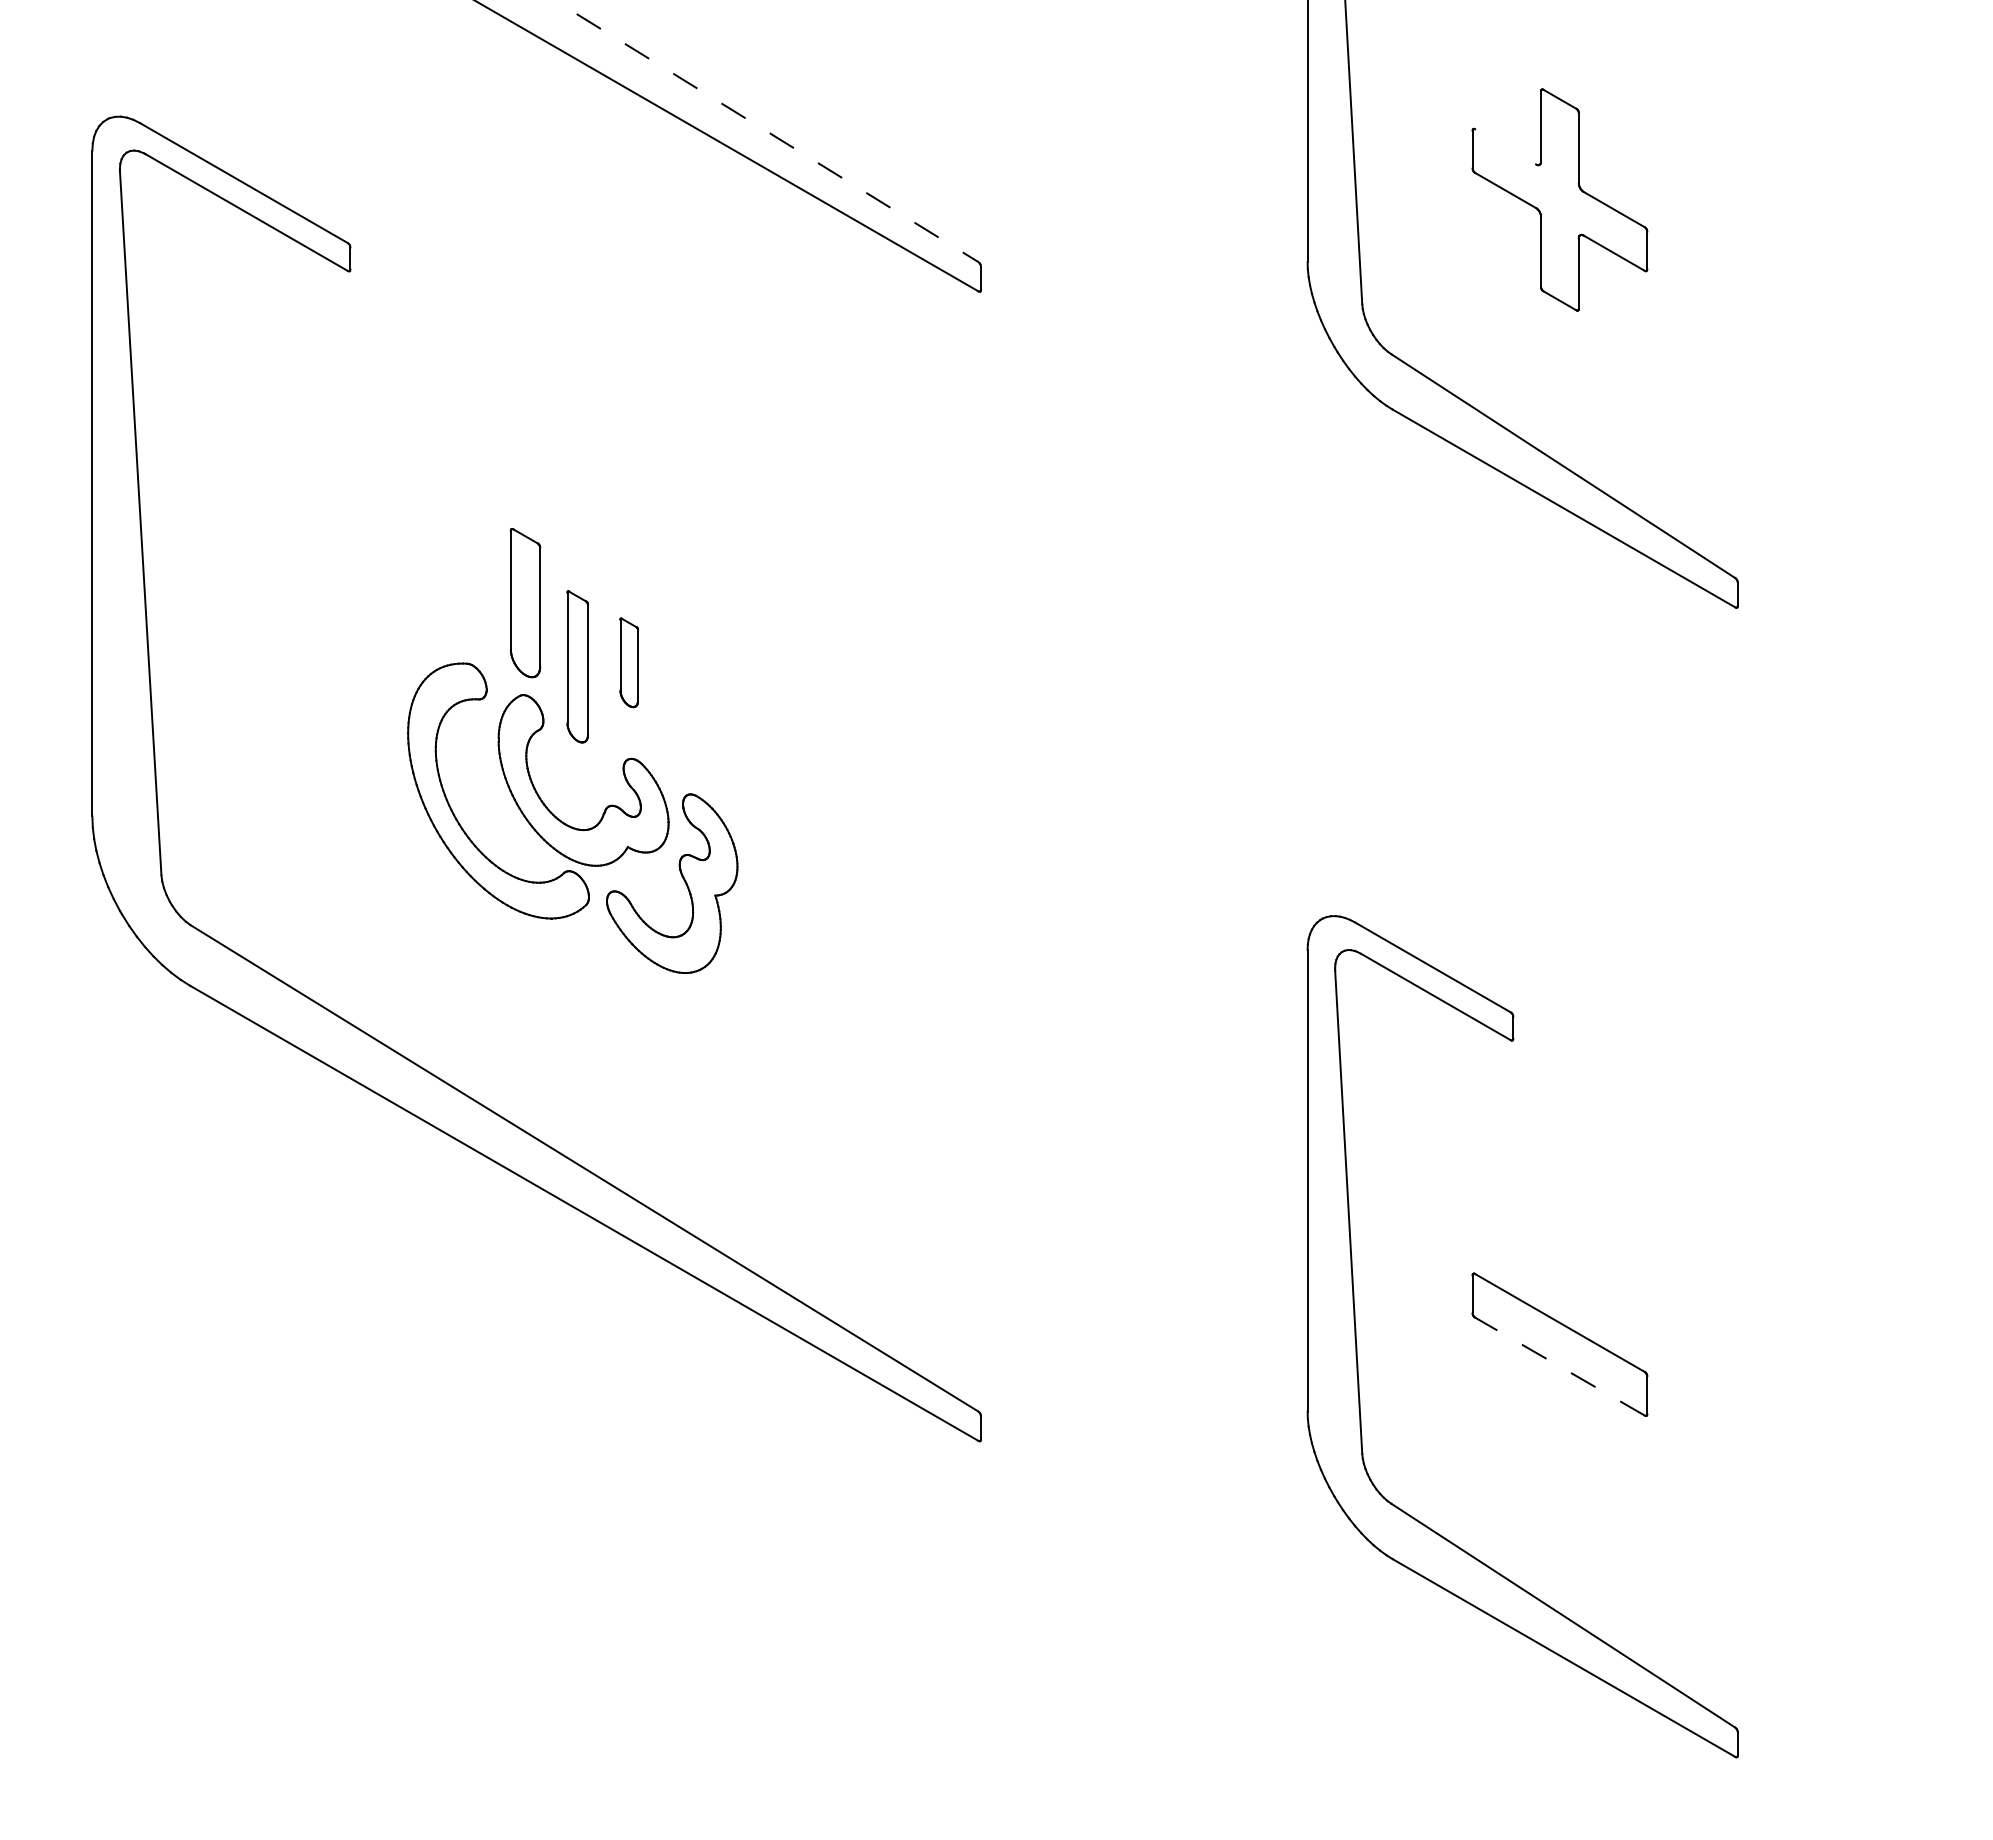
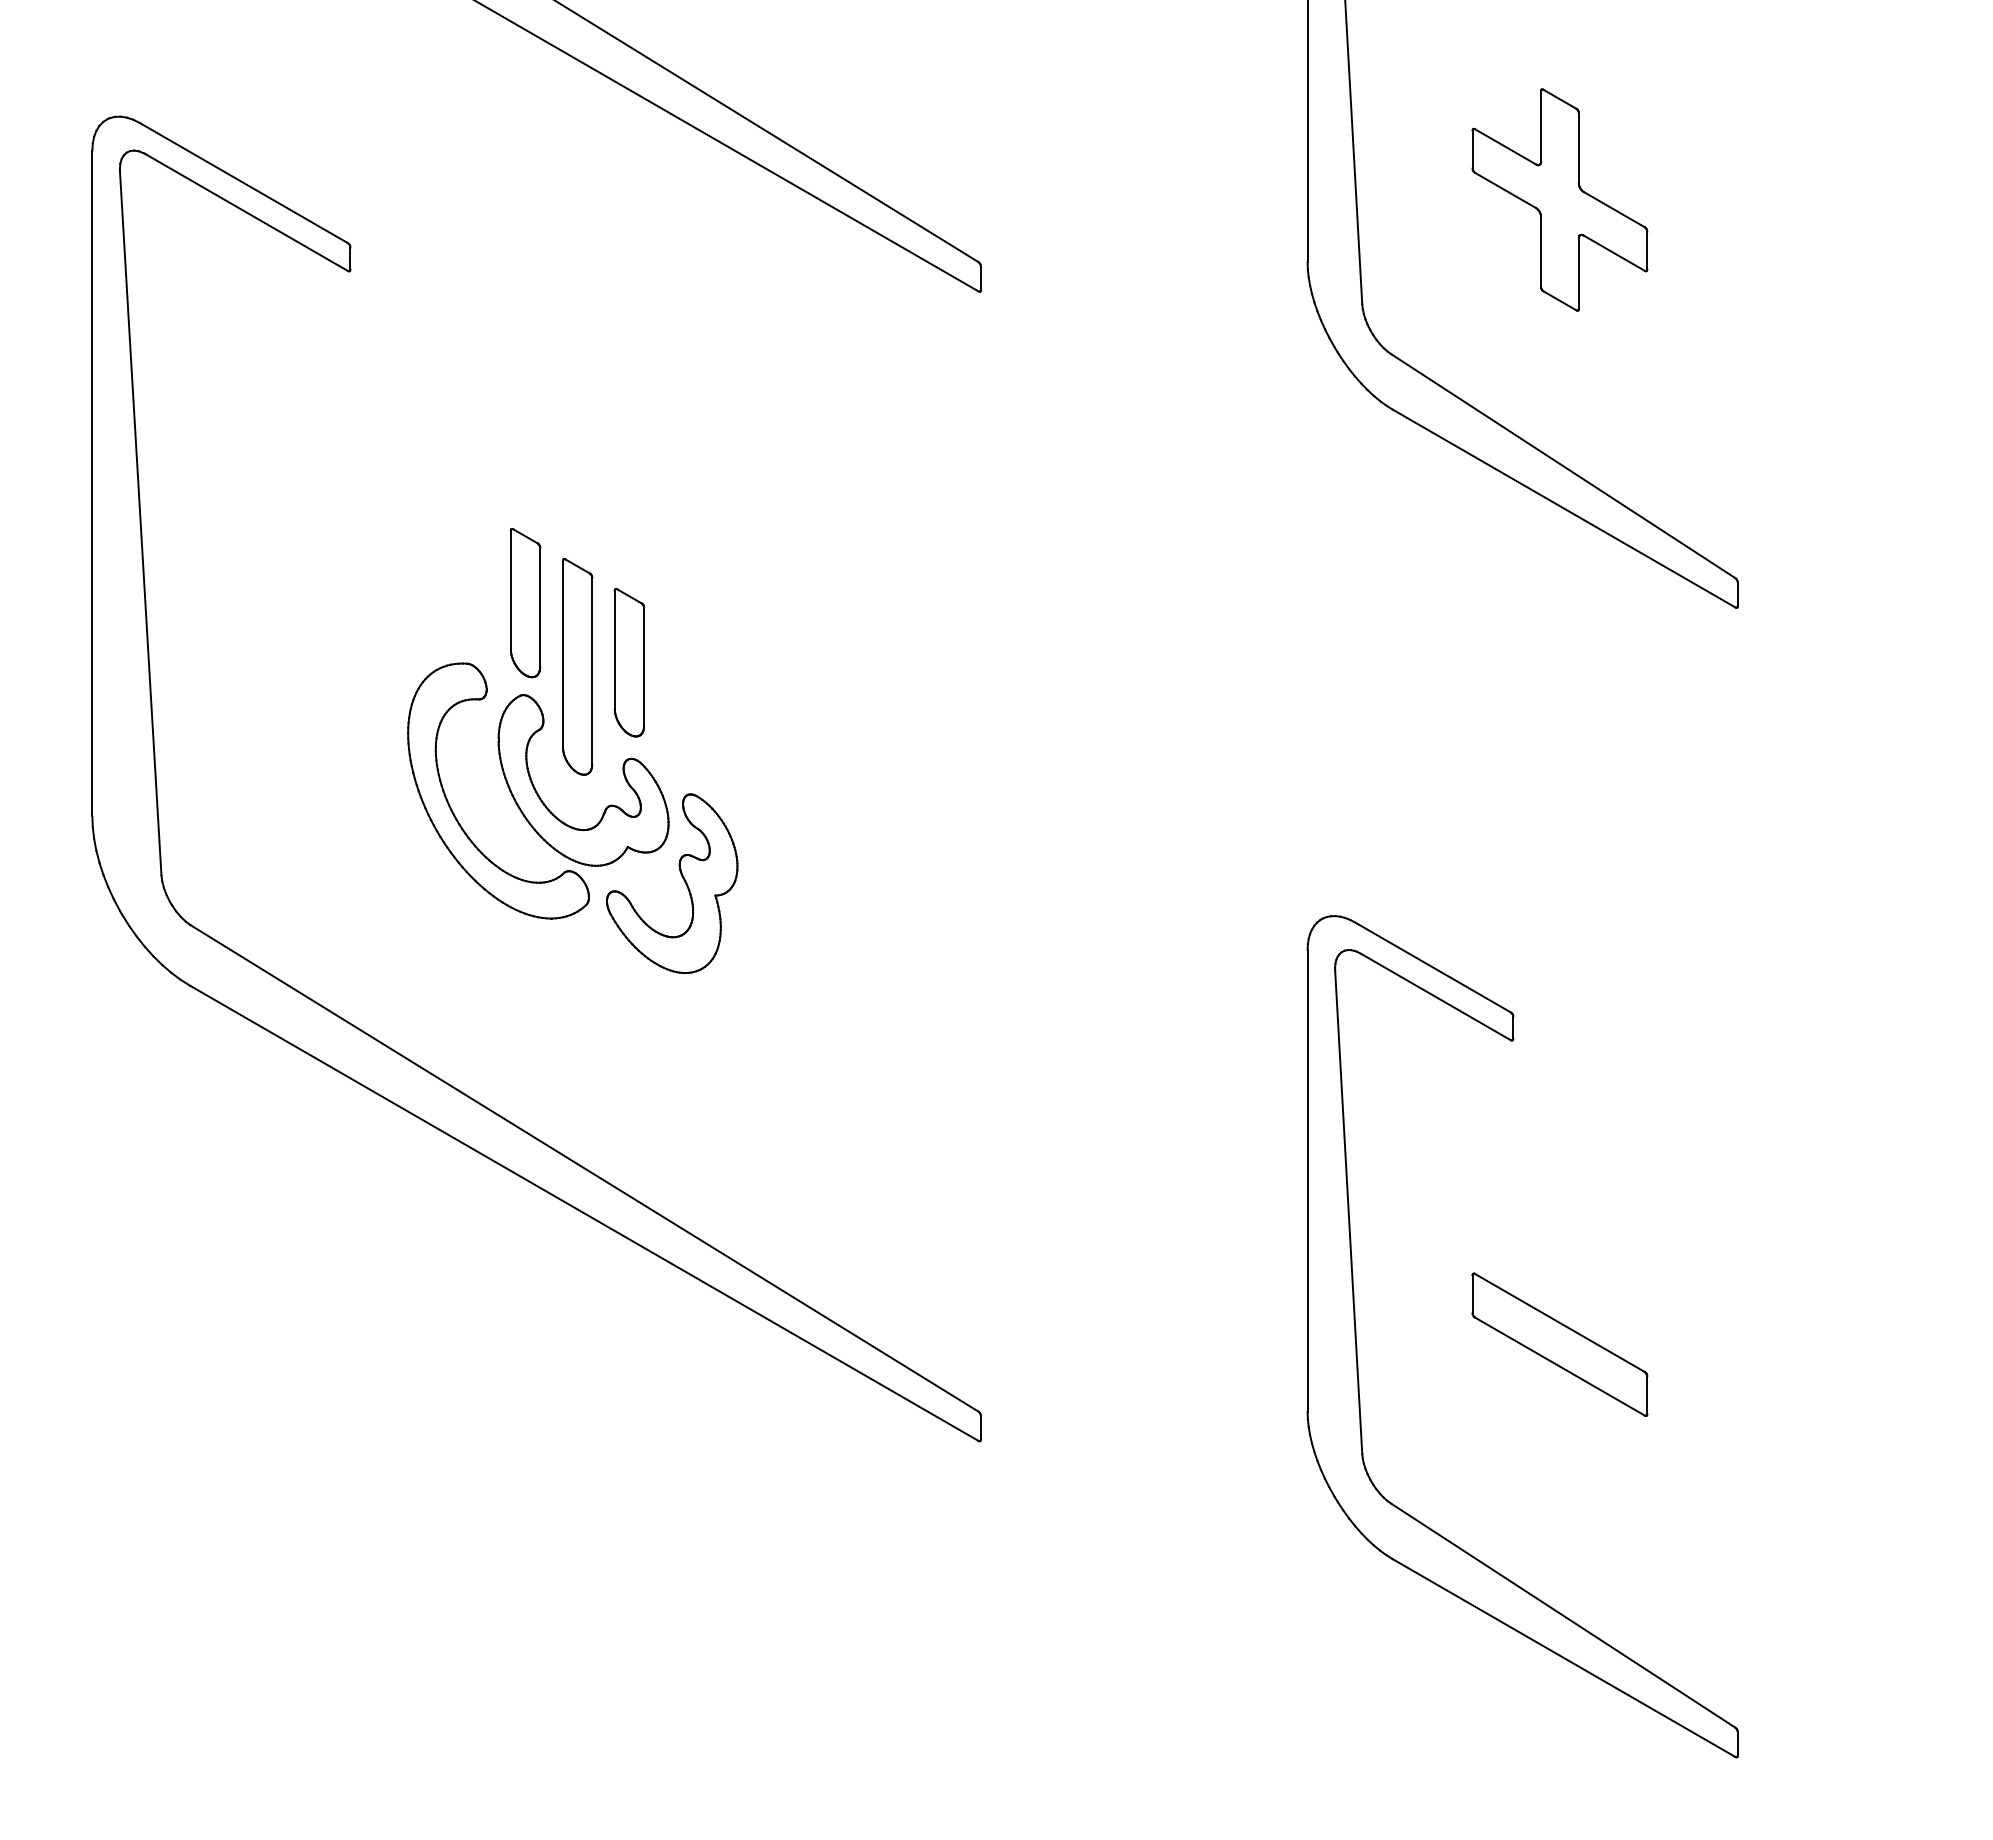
line: dashed -> solid (766, 131)
line: none -> present (1505, 146)
part size: 20x92 px -> 32x150 px (628, 662)
part size: 23x154 px -> 32x218 px (577, 666)
line: dashed -> solid (1559, 1366)
